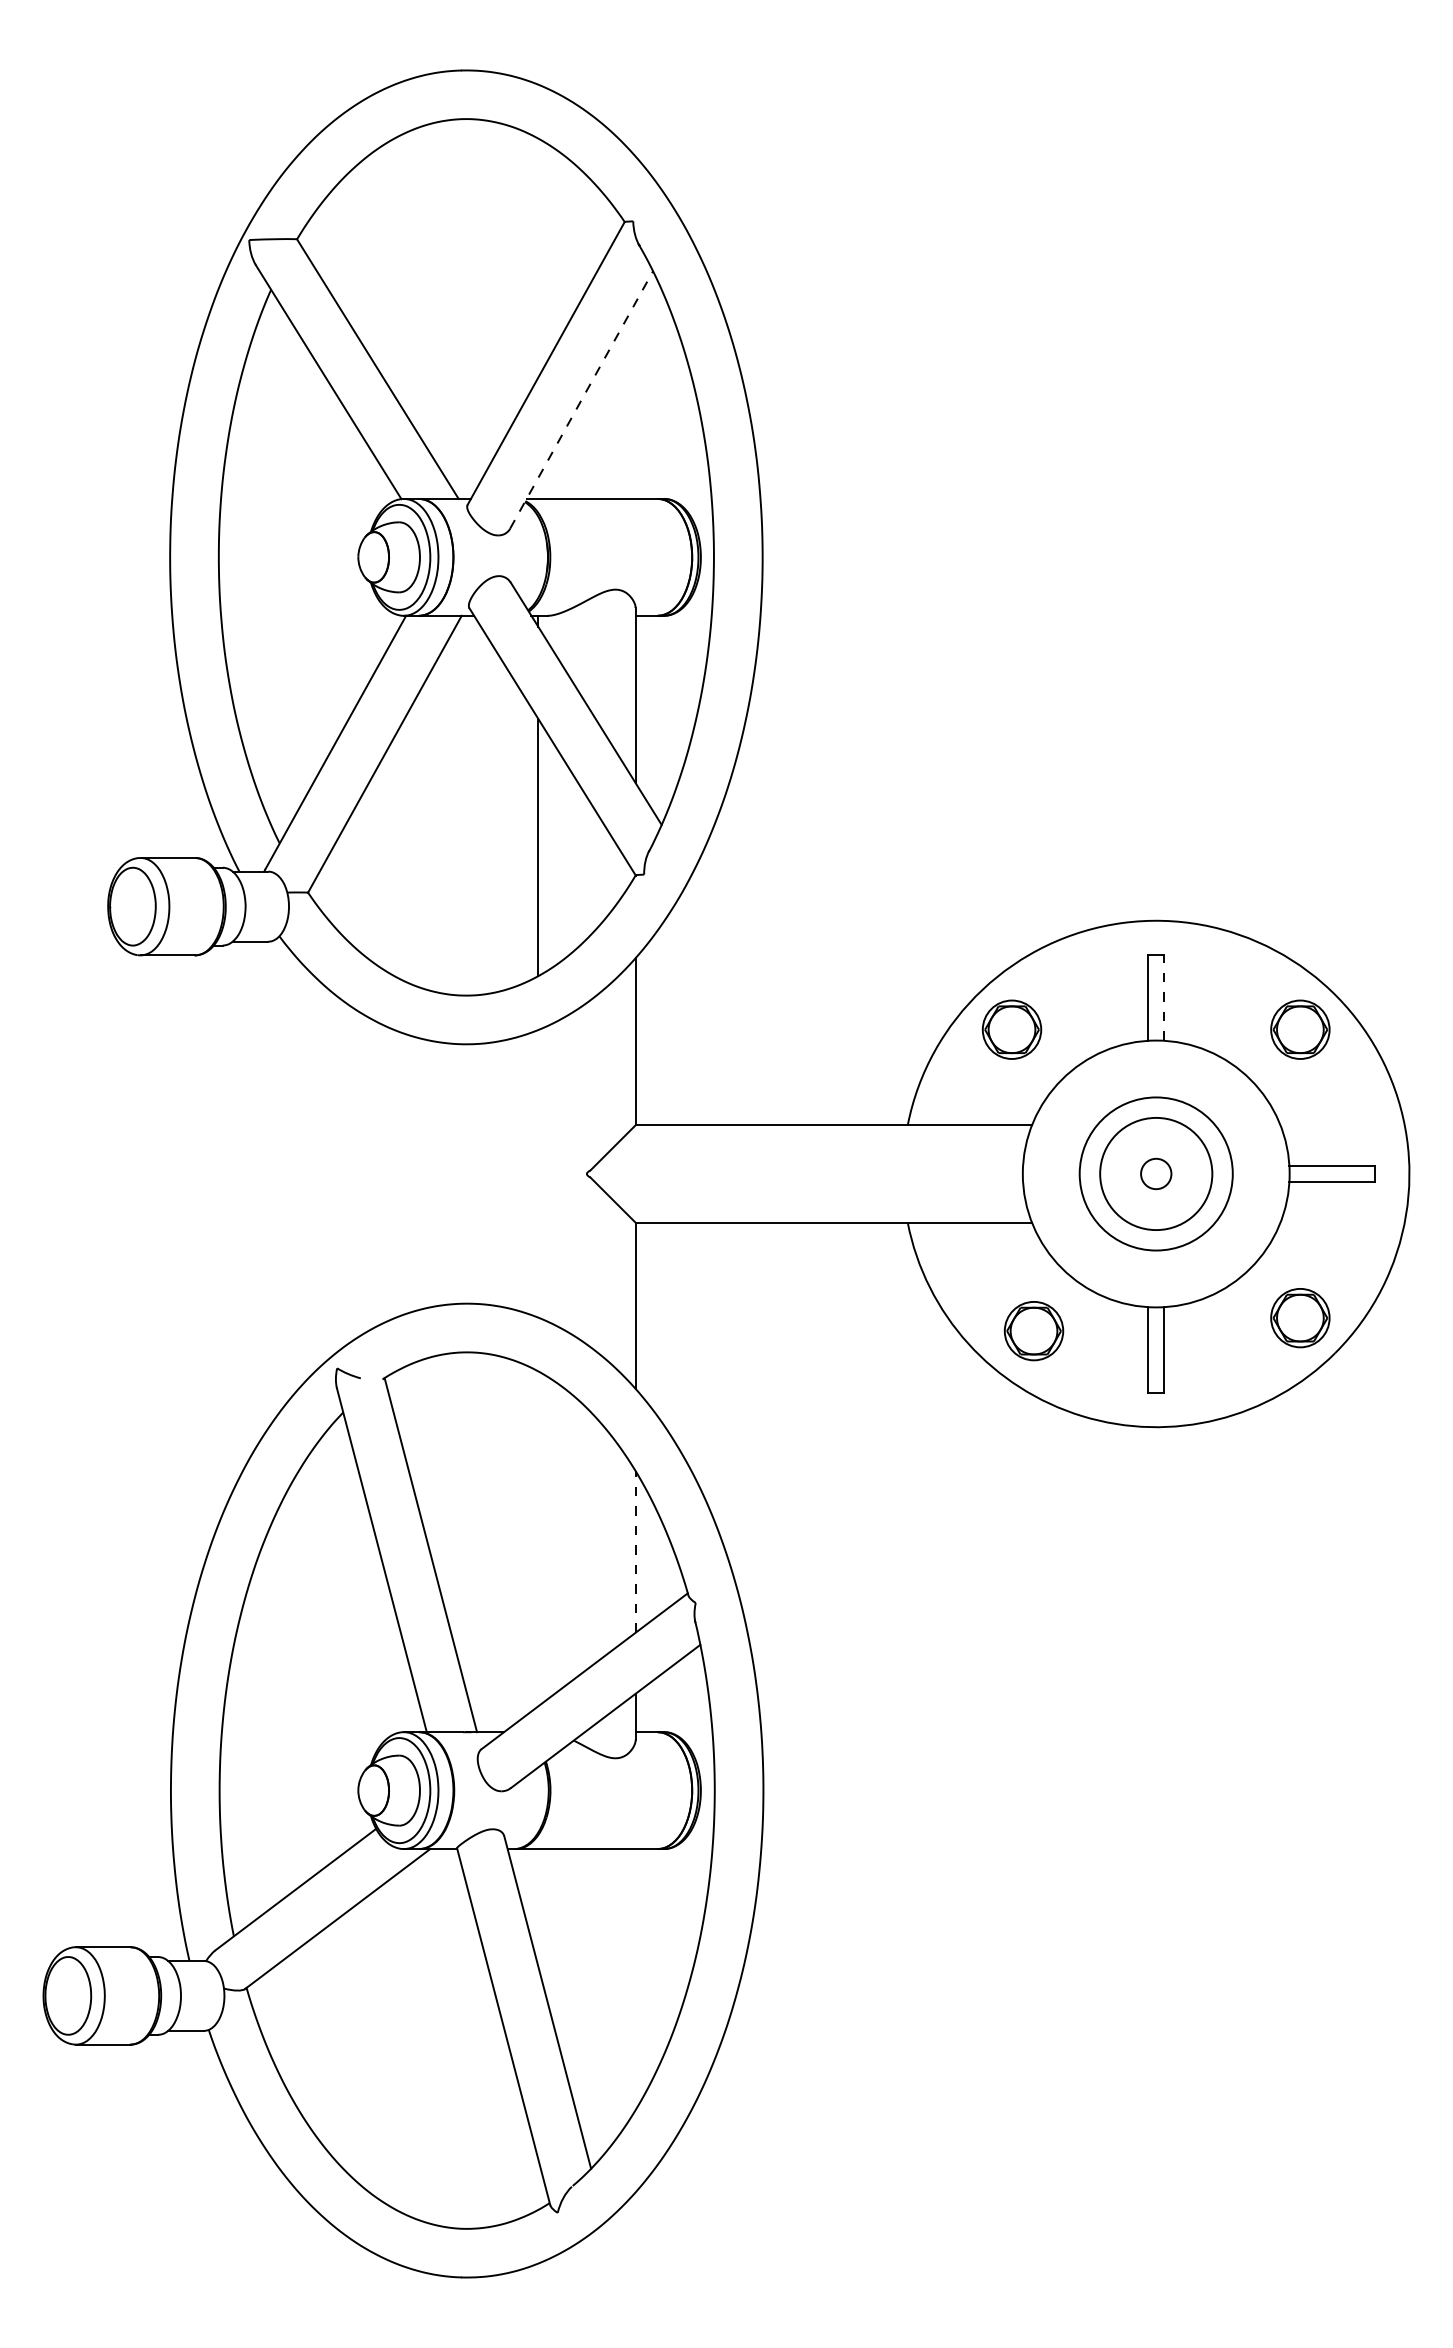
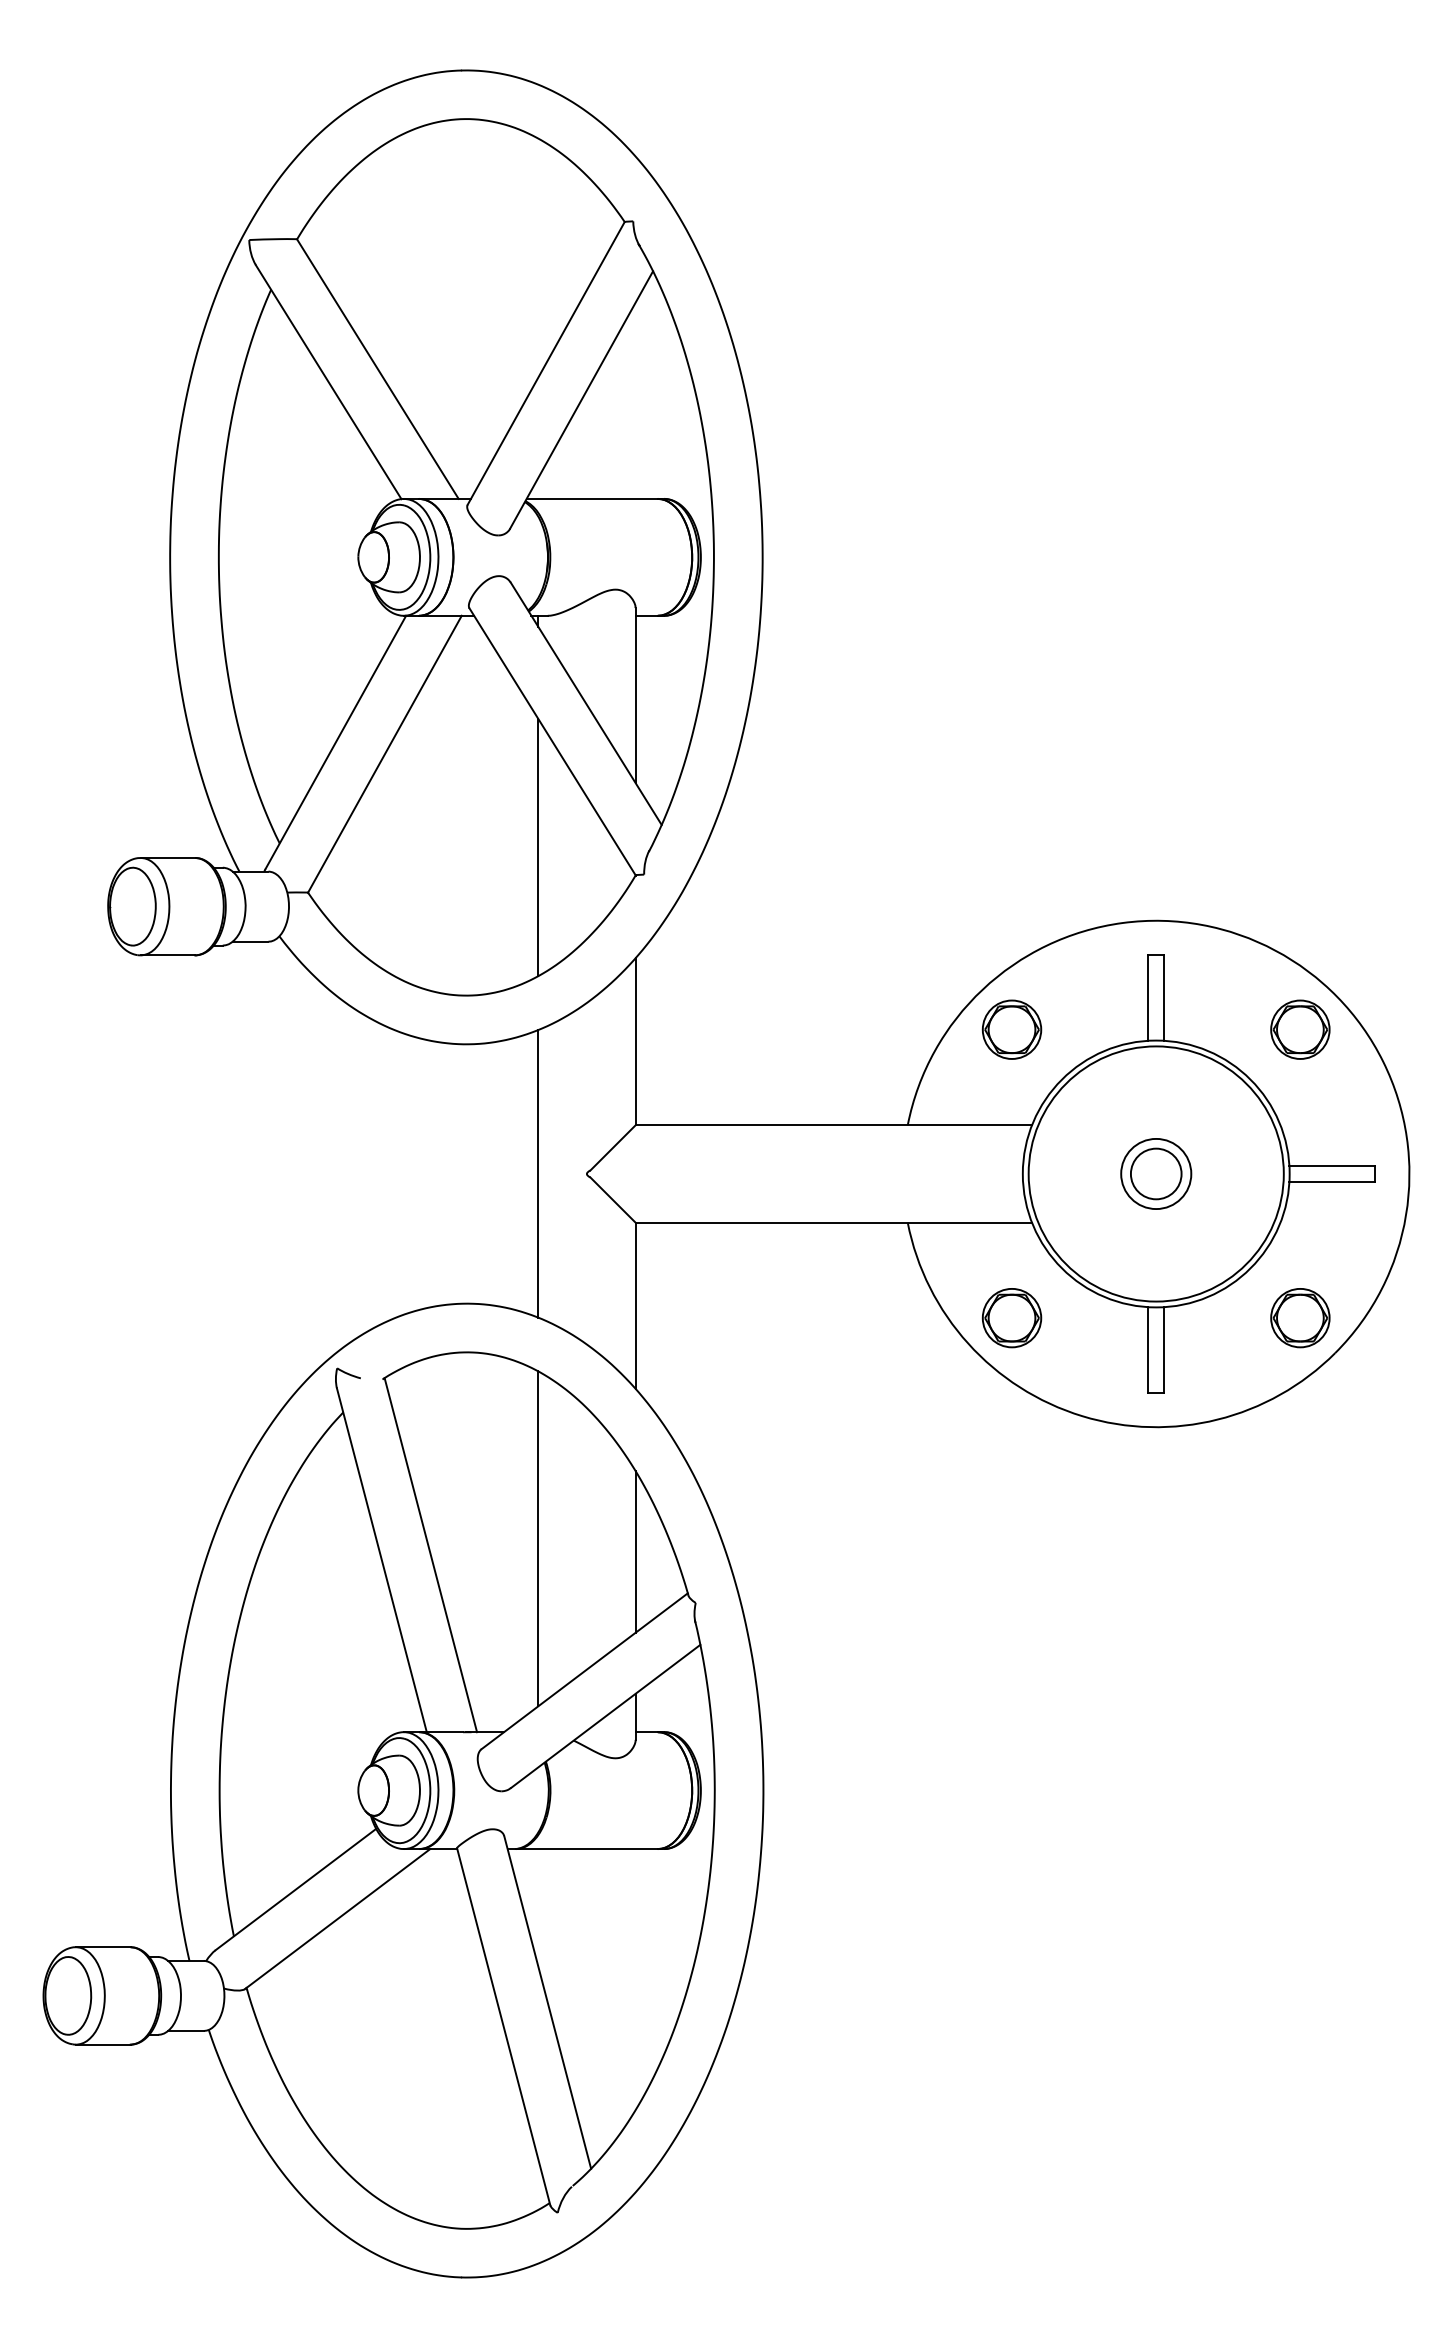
line: dashed -> solid (581, 399)
line: dashed -> solid (1164, 997)
line: none -> present (538, 1173)
circle diameter: 153 px -> 255 px (1155, 1173)
circle diameter: 112 px -> 70 px (1156, 1173)
circle diameter: 30 px -> 51 px (1155, 1173)
part position: (1033, 1331) -> (1011, 1318) (1011, 1318)
line: none -> present (538, 1538)
line: dashed -> solid (635, 1552)
